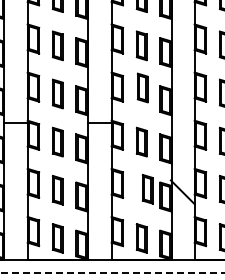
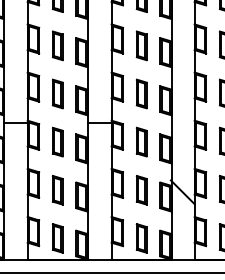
part position: (142, 87) -> (141, 93) (141, 93)
part position: (147, 189) -> (141, 190) (141, 190)
line: dashed -> solid (112, 273)
